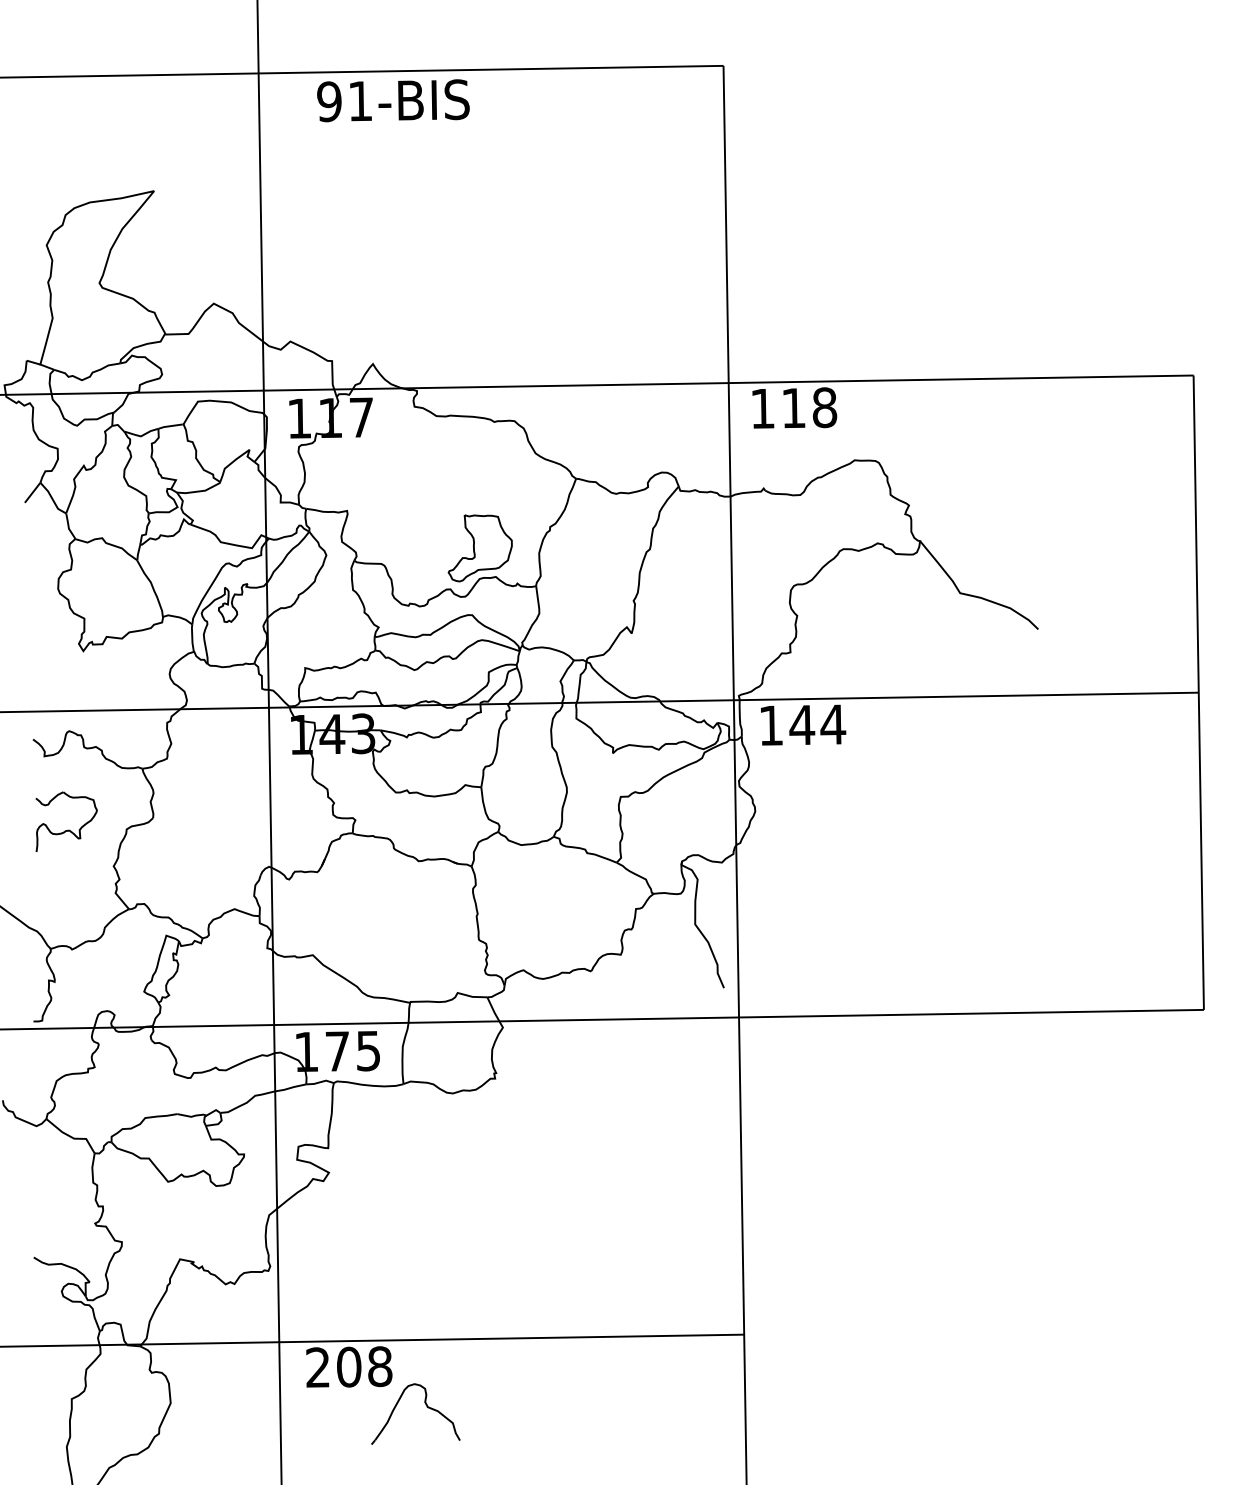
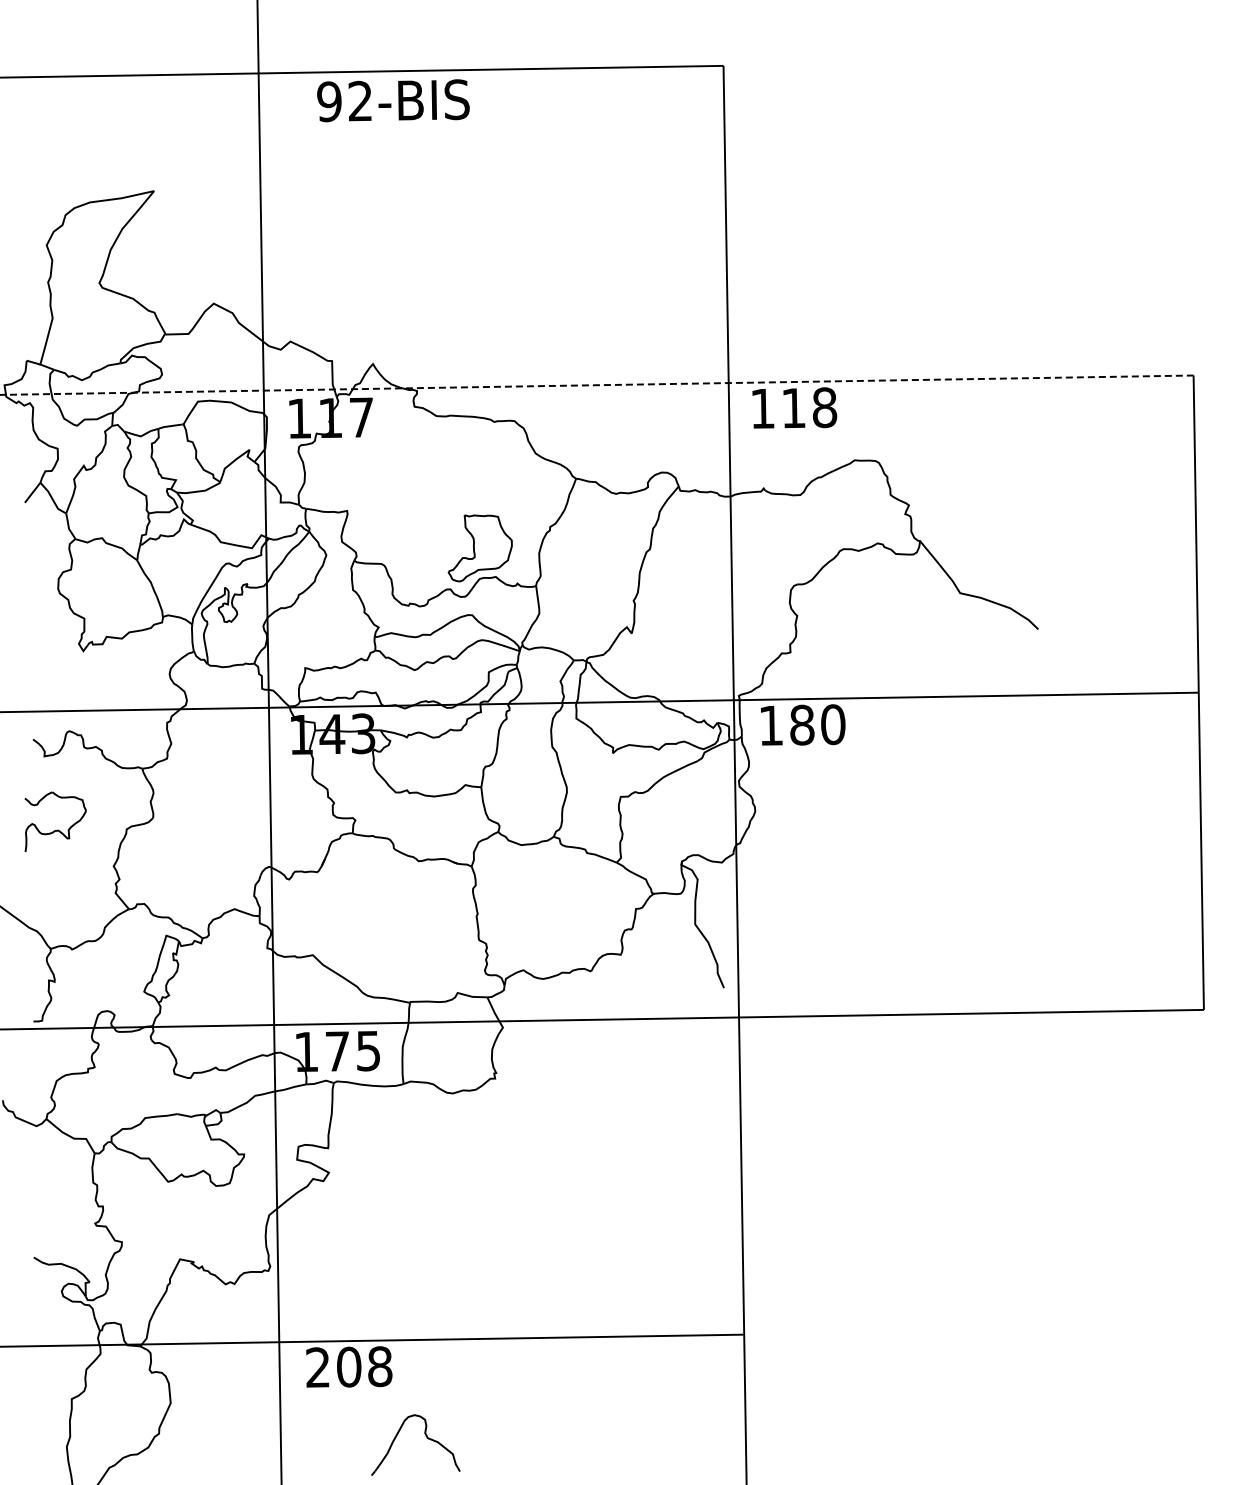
text: 91-BIS -> 92-BIS (359, 100)
line: solid -> dashed (597, 385)
text: 144 -> 180 (817, 724)
part position: (68, 829) -> (57, 829) (57, 829)
part position: (425, 1405) -> (425, 1436) (425, 1436)
